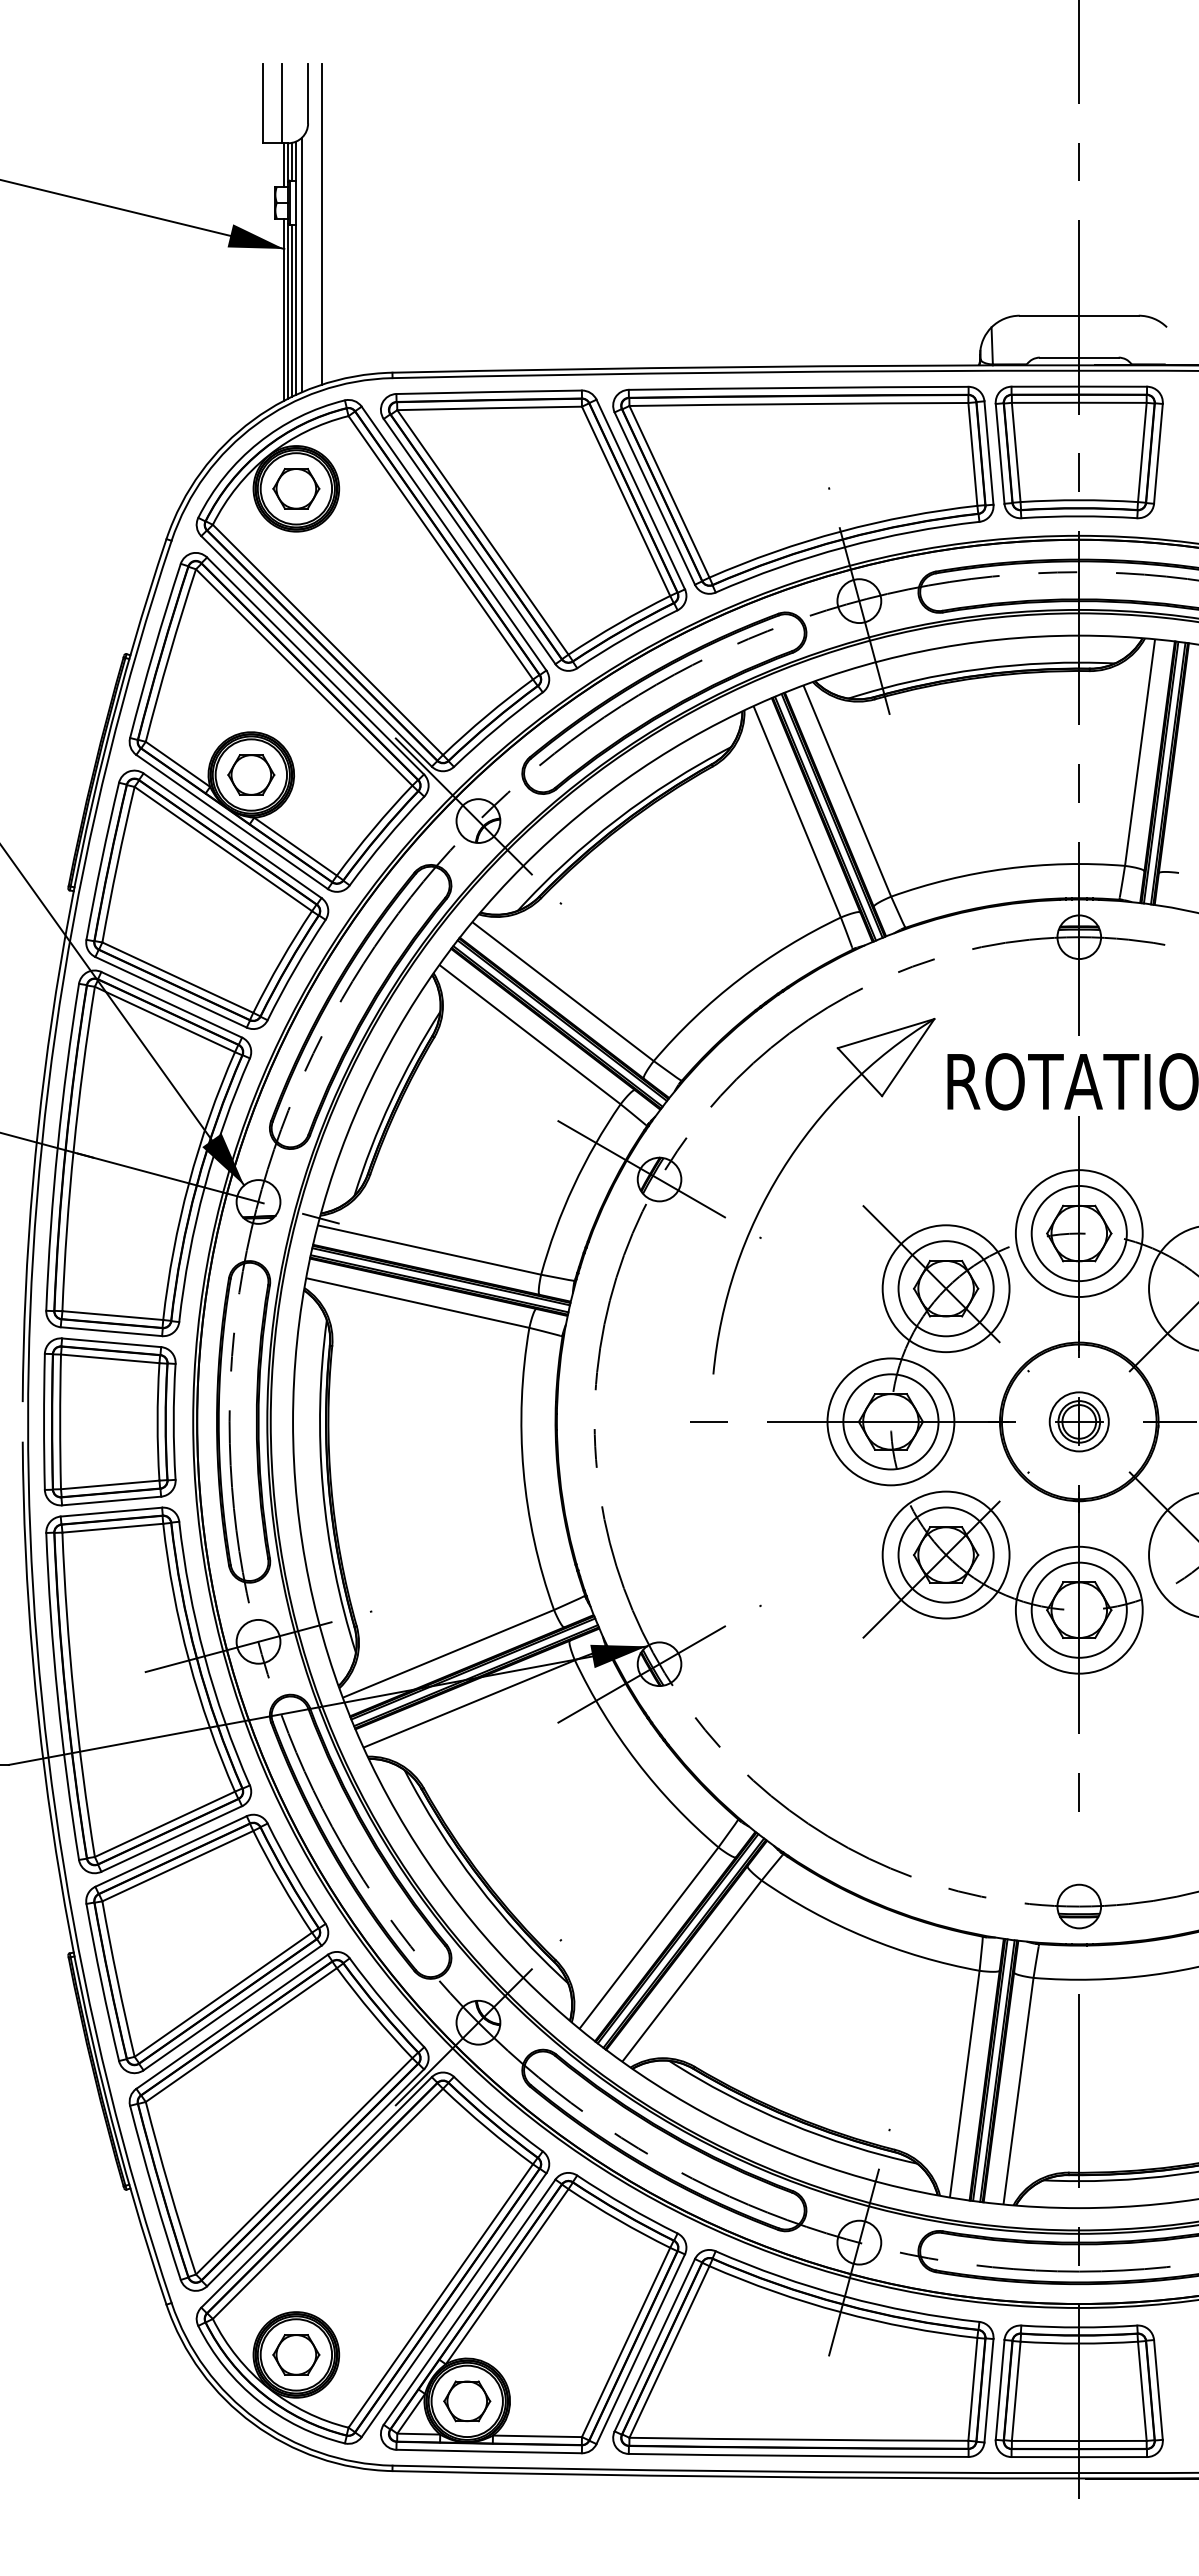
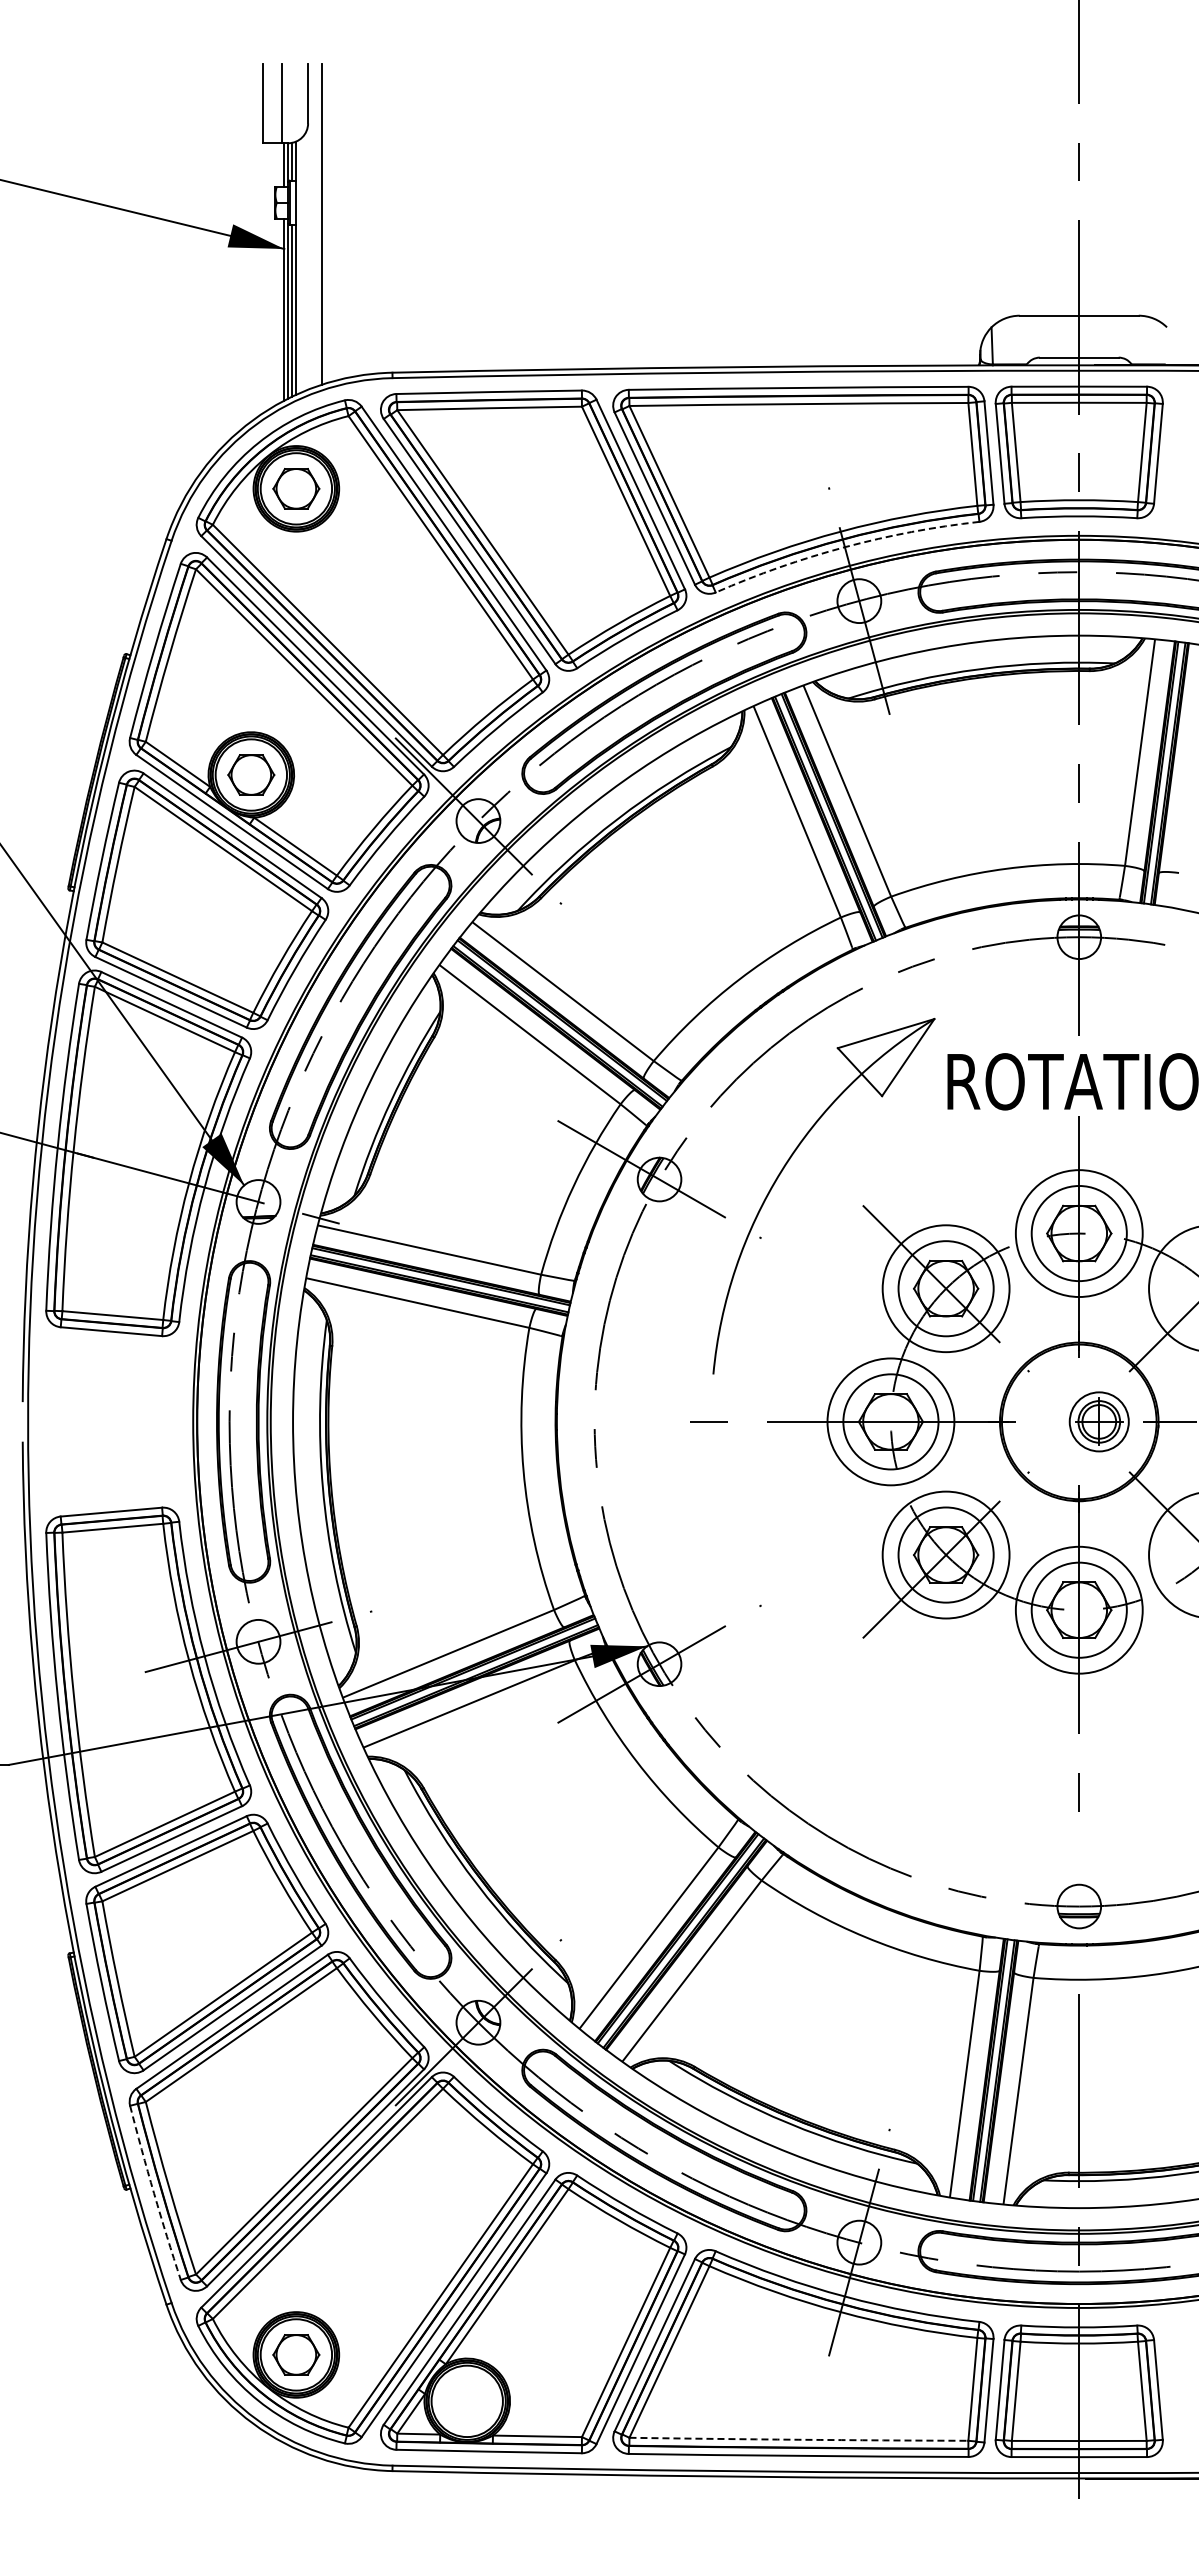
line: present -> none (302, 264)
arc: solid -> dashed (844, 547)
part: present -> none (109, 1421)
part position: (1078, 1421) -> (1098, 1421) (1098, 1421)
arc: solid -> dashed (154, 2193)
part: present -> none (467, 2401)
arc: solid -> dashed (798, 2439)
